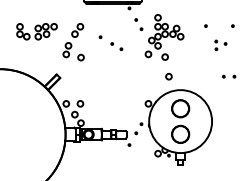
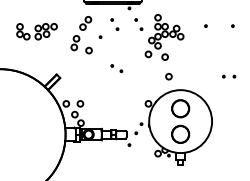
part: none -> present (114, 24)
part position: (73, 42) -> (81, 35) (81, 35)
part: present -> none (220, 45)
part position: (116, 46) -> (116, 68) (116, 68)
